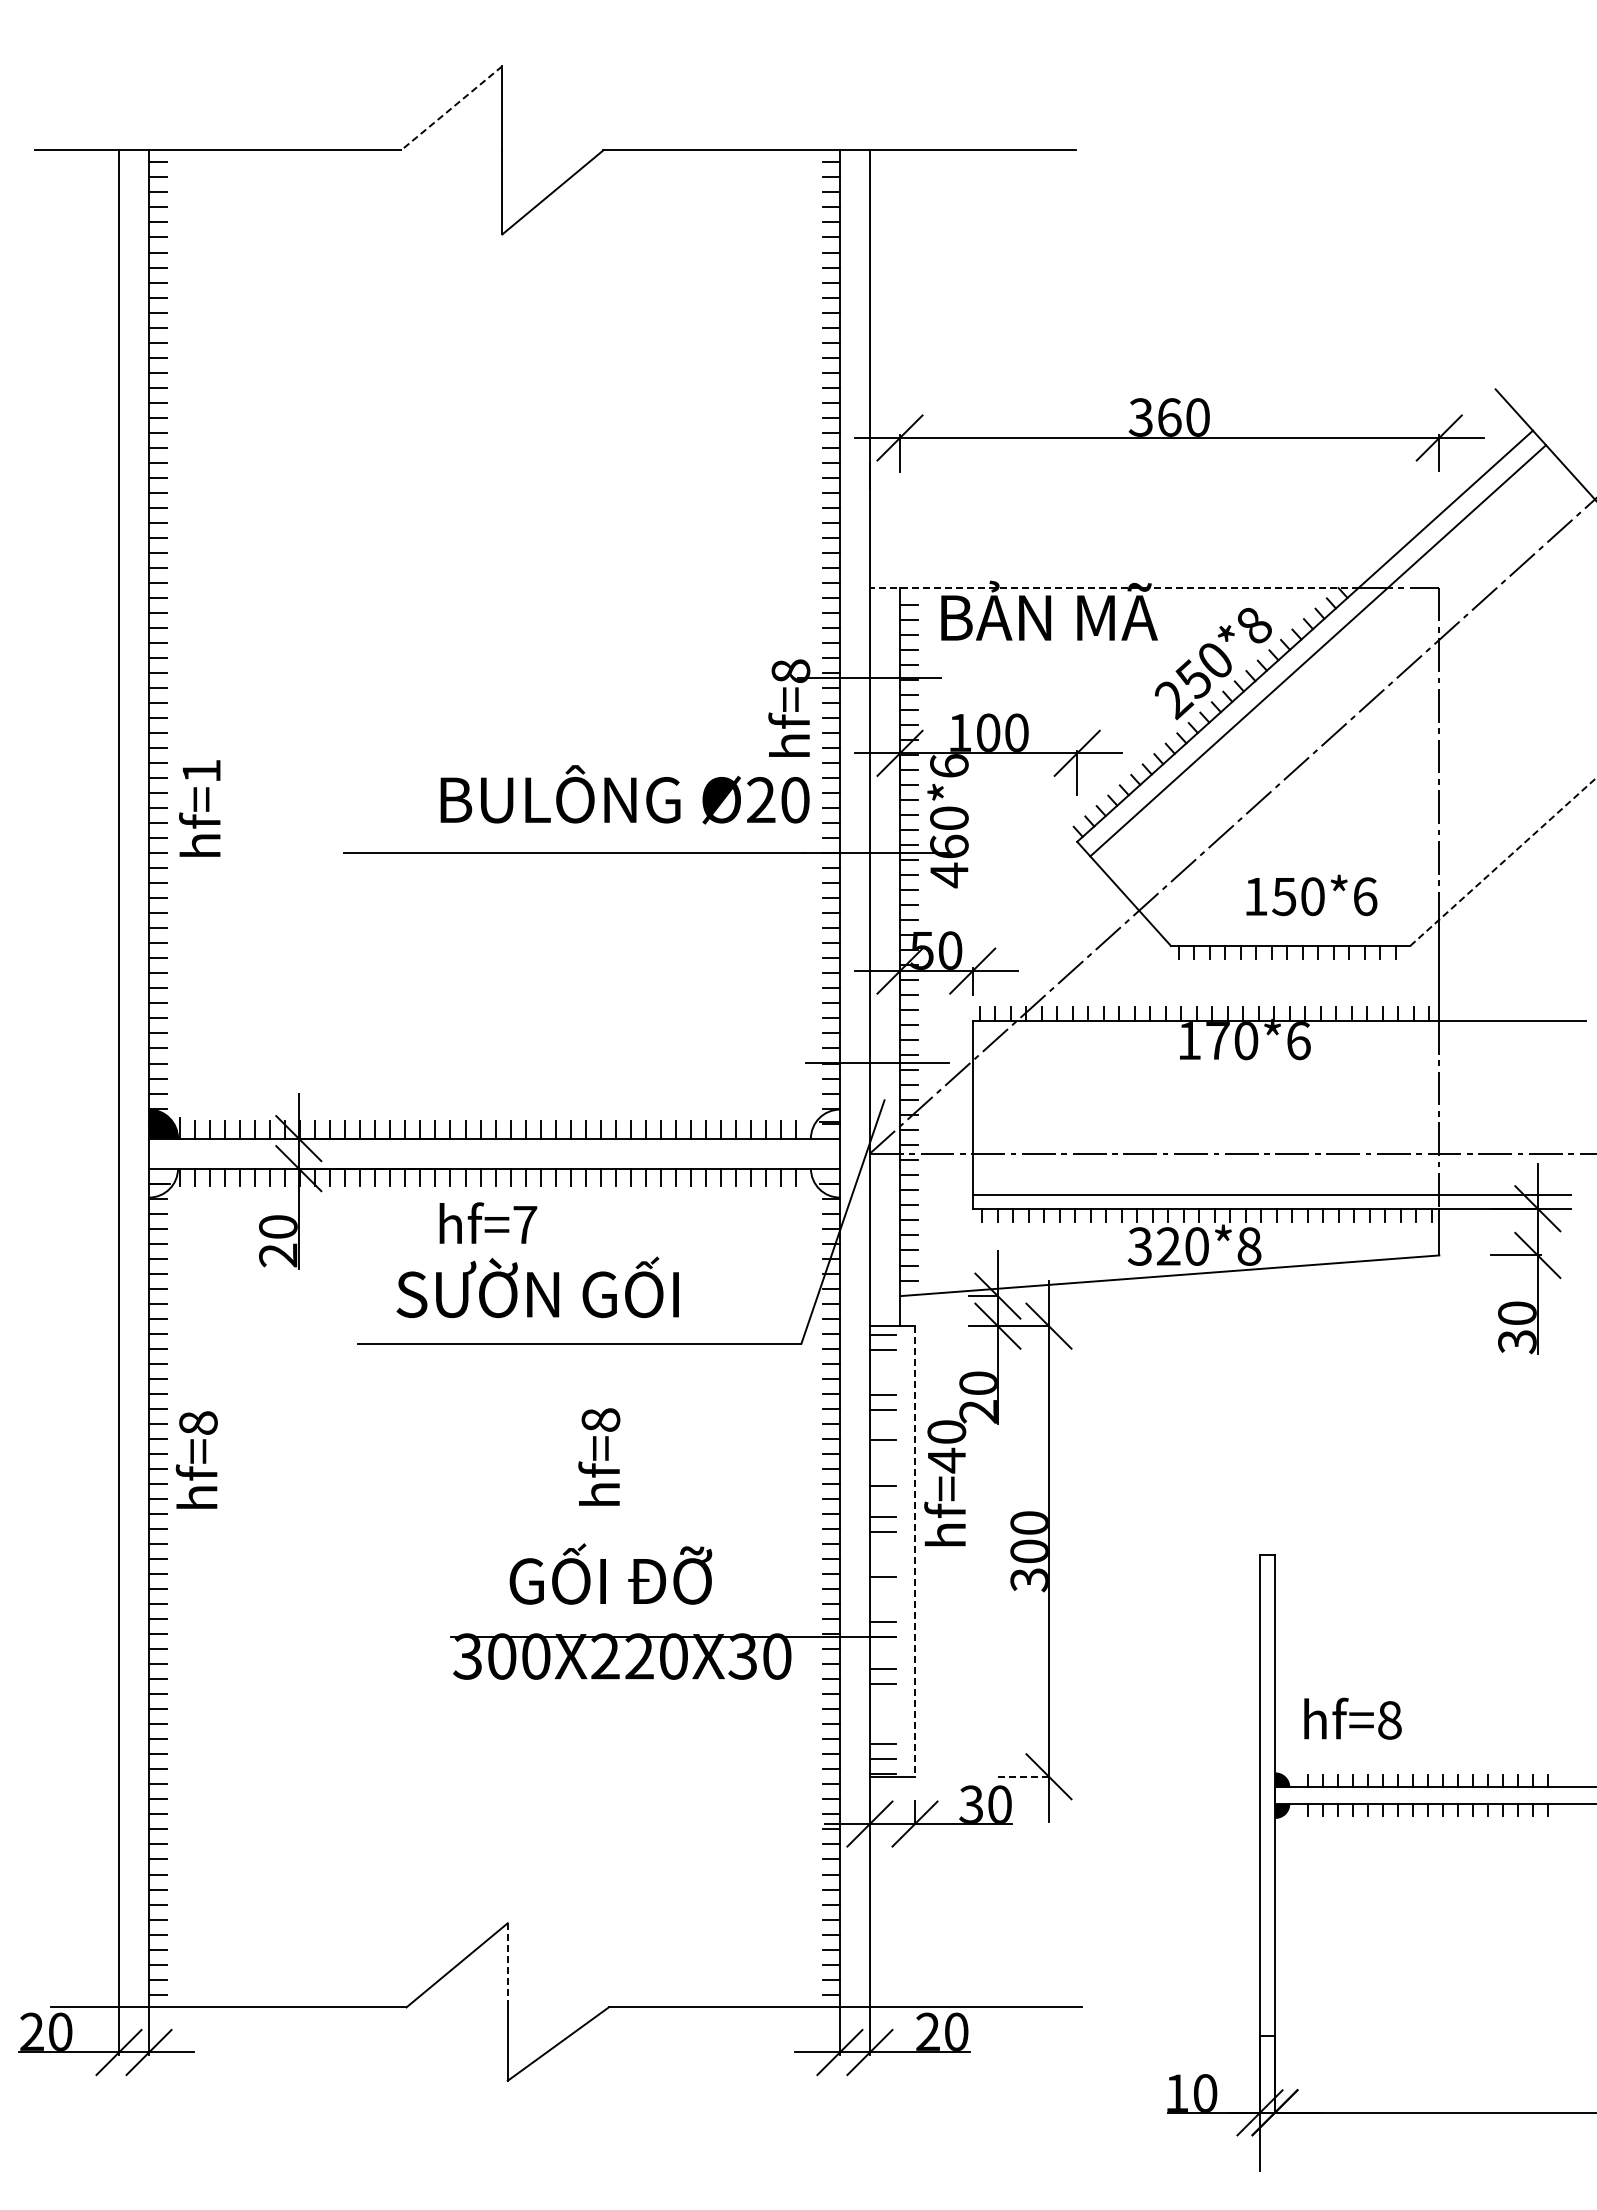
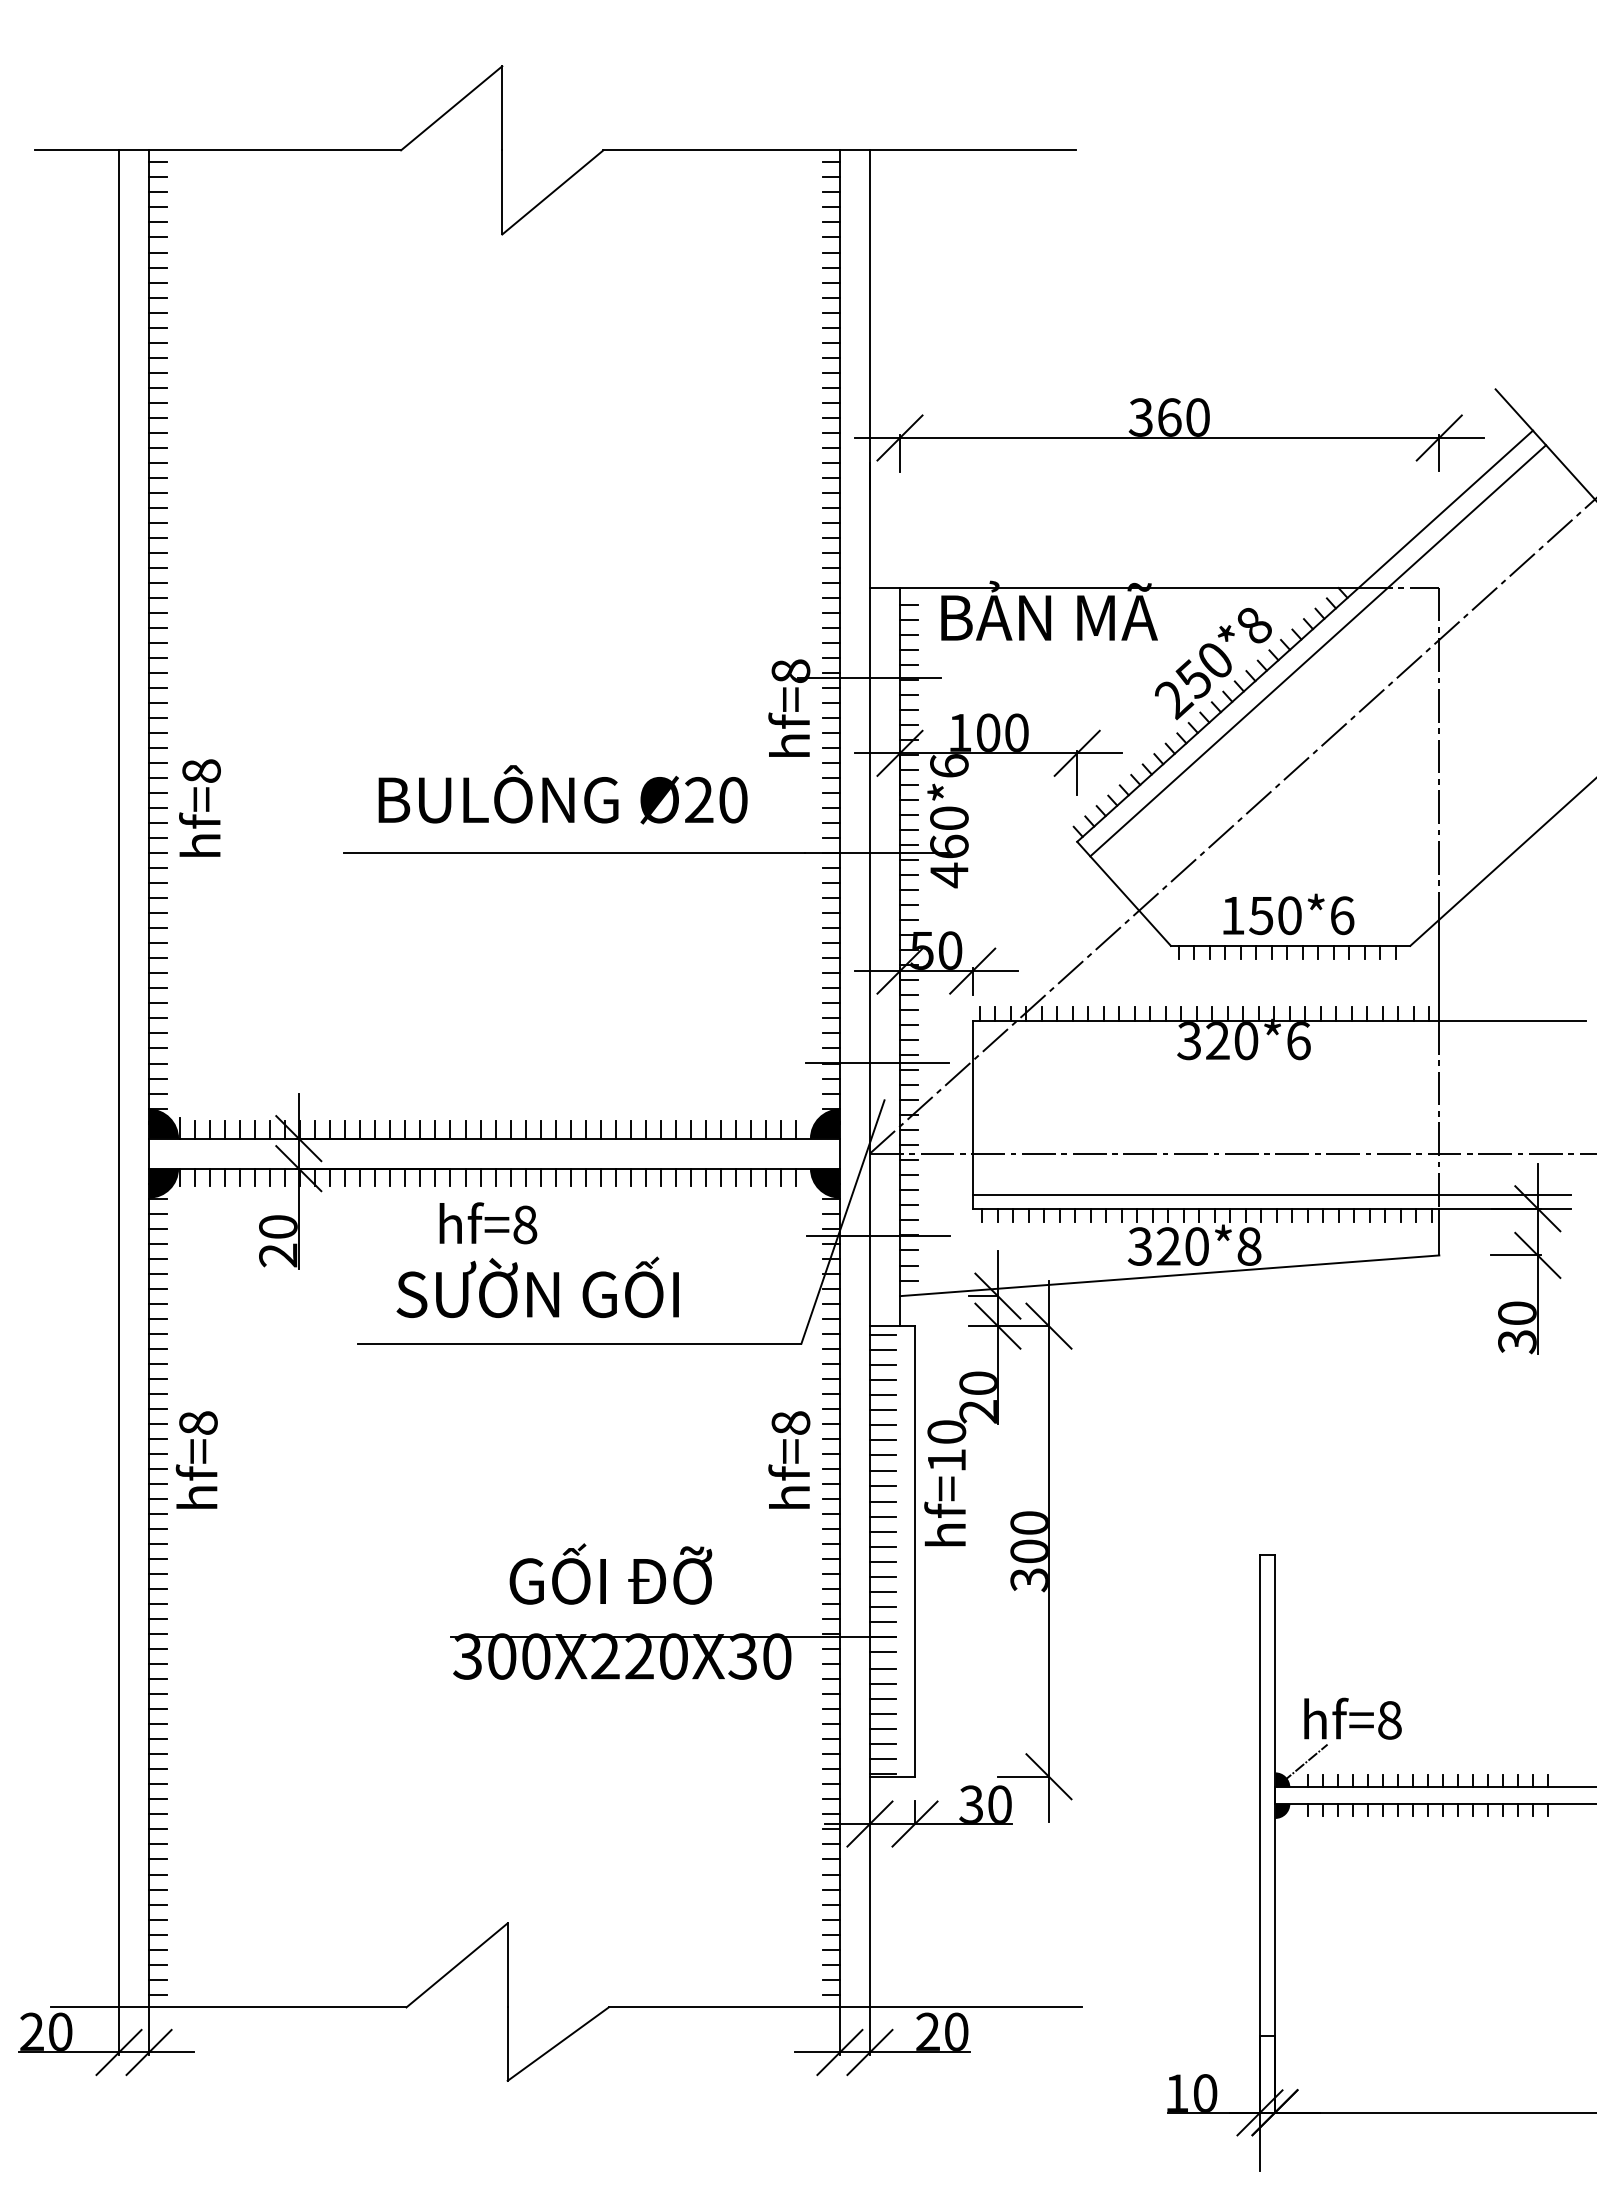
line: dashed -> solid (451, 108)
line: dashed -> solid (1114, 587)
text: hf=1 -> hf=8 (201, 770)
text position: (624, 794) -> (562, 794) (562, 794)
line: dashed -> solid (1503, 861)
text position: (1311, 895) -> (1288, 914) (1288, 914)
text: 170*6 -> 320*6 (1203, 1041)
fill: none -> present (824, 1123)
fill: none -> present (163, 1182)
fill: none -> present (824, 1182)
text: hf=7 -> hf=8 (525, 1224)
line: none -> present (877, 1236)
line: none -> present (882, 1365)
line: none -> present (882, 1380)
line: none -> present (882, 1425)
line: none -> present (882, 1455)
text position: (599, 1456) -> (789, 1459) (789, 1459)
text: hf=40 -> hf=10 (946, 1460)
line: none -> present (882, 1470)
line: none -> present (882, 1502)
line: none -> present (882, 1547)
line: dashed -> solid (915, 1551)
line: none -> present (882, 1562)
line: none -> present (882, 1592)
line: none -> present (882, 1607)
line: none -> present (882, 1652)
line: none -> present (882, 1698)
line: none -> present (882, 1713)
line: none -> present (882, 1728)
line: none -> present (1304, 1763)
line: dashed -> solid (1023, 1776)
line: dashed -> solid (507, 1964)
